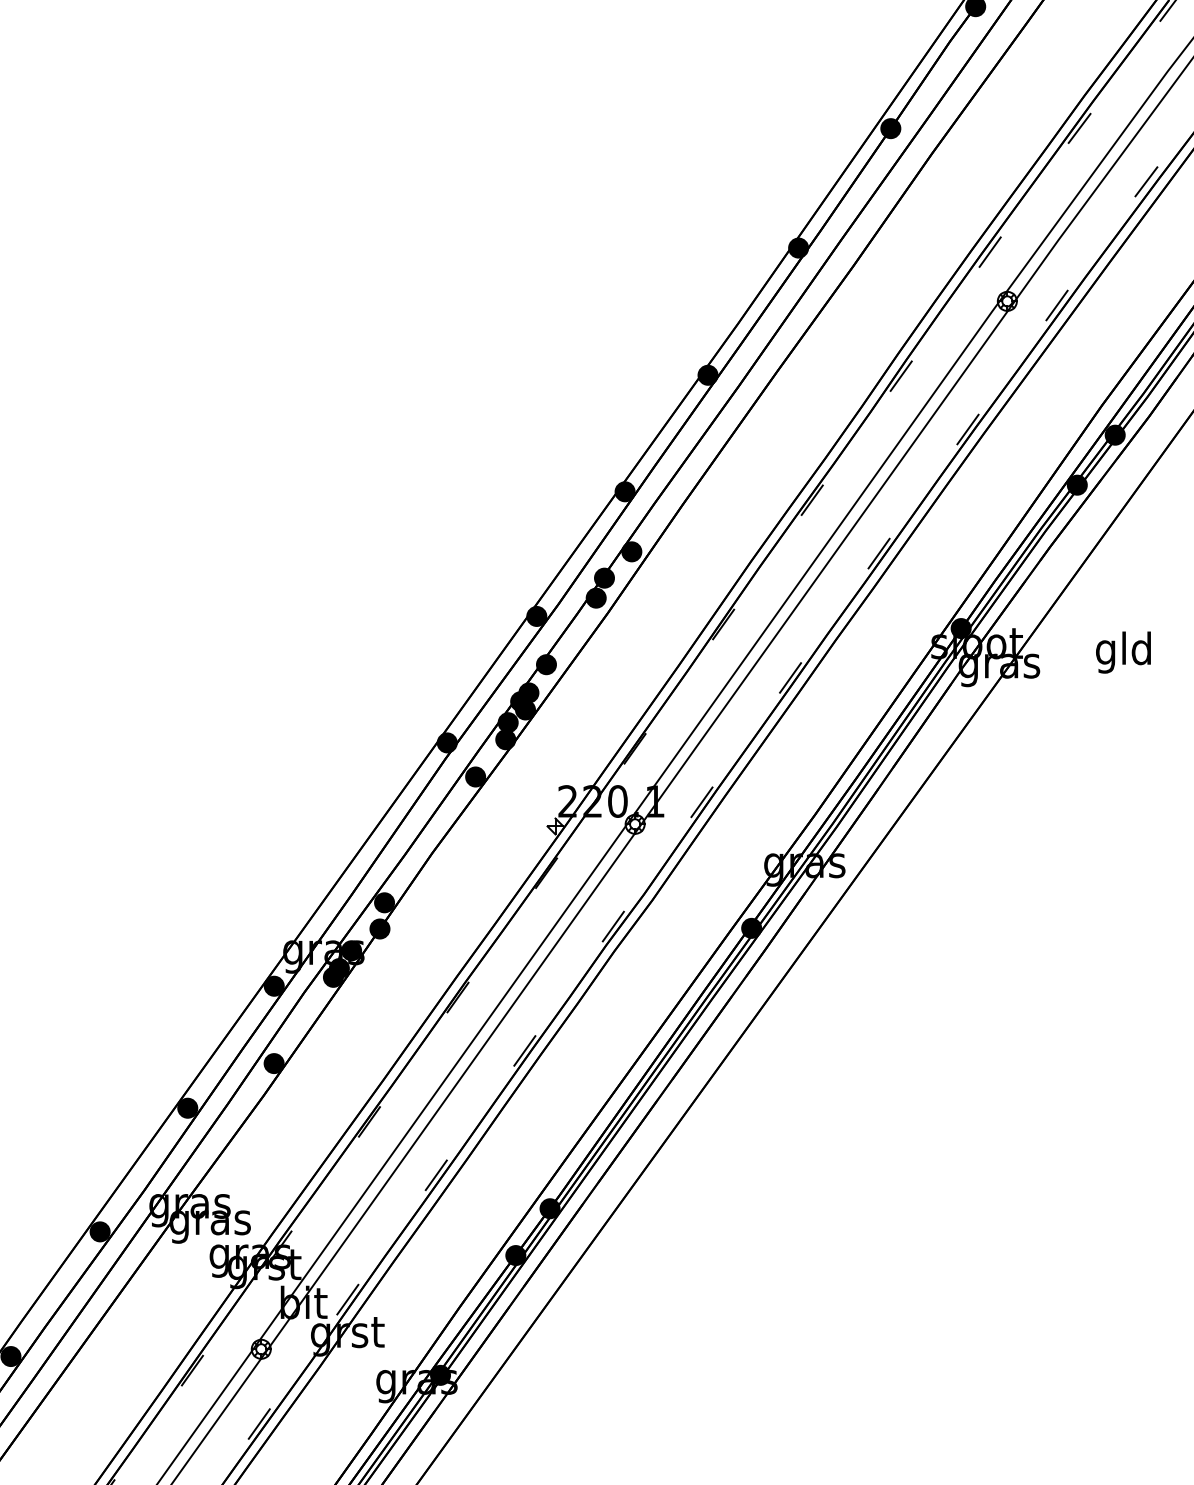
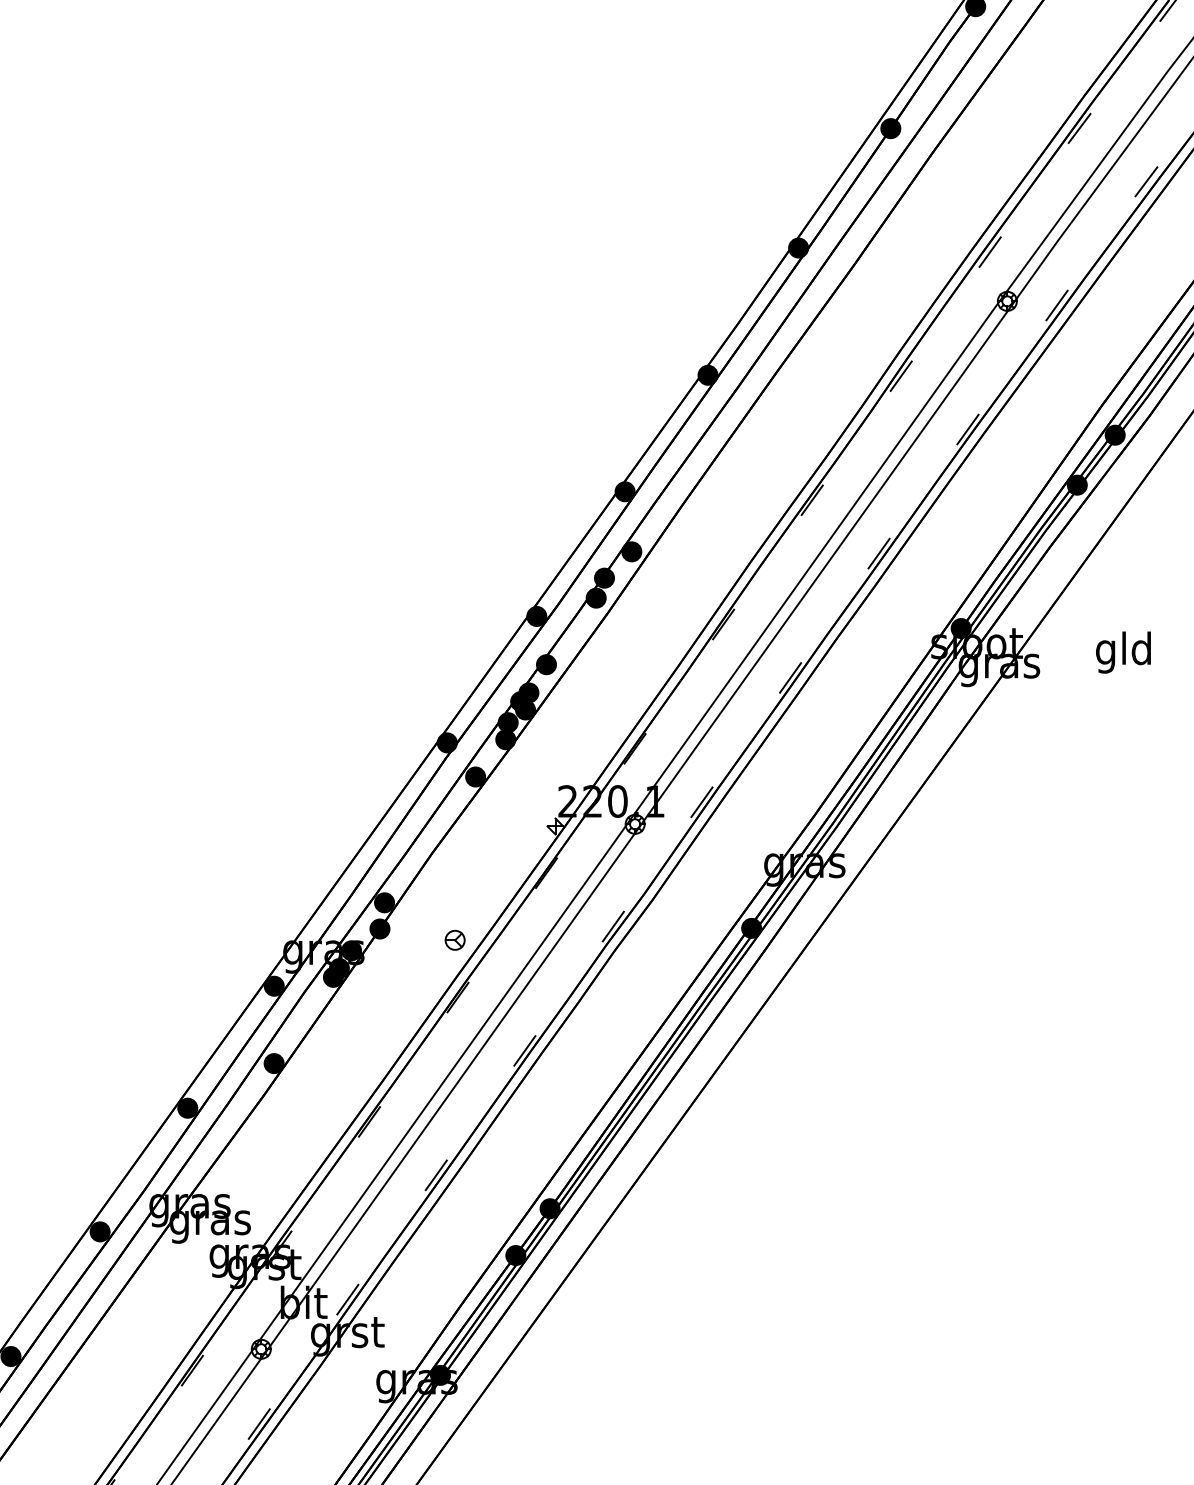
part: none -> present (454, 939)
